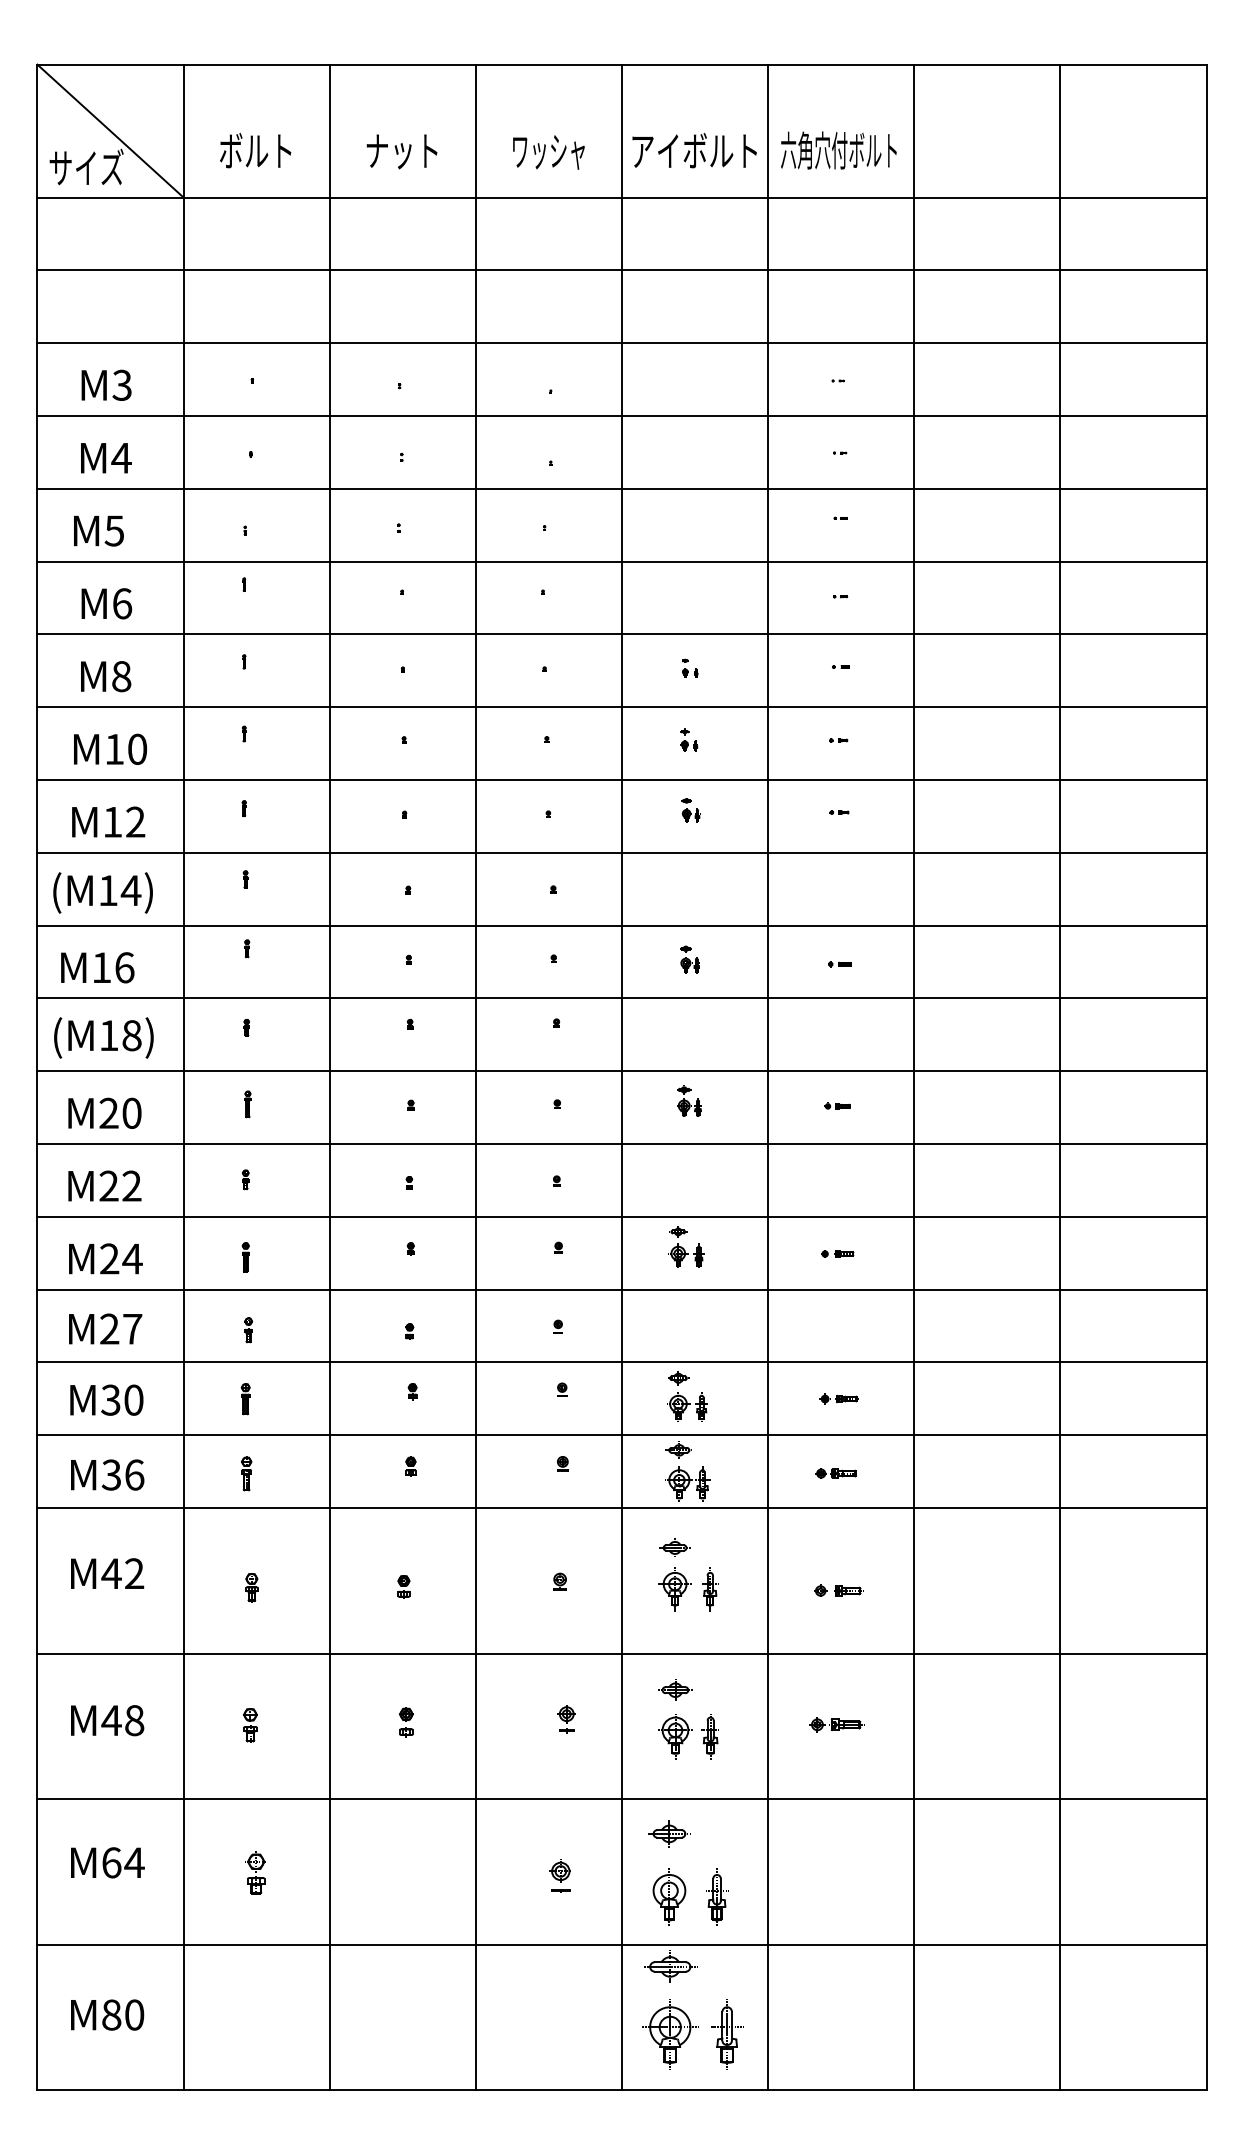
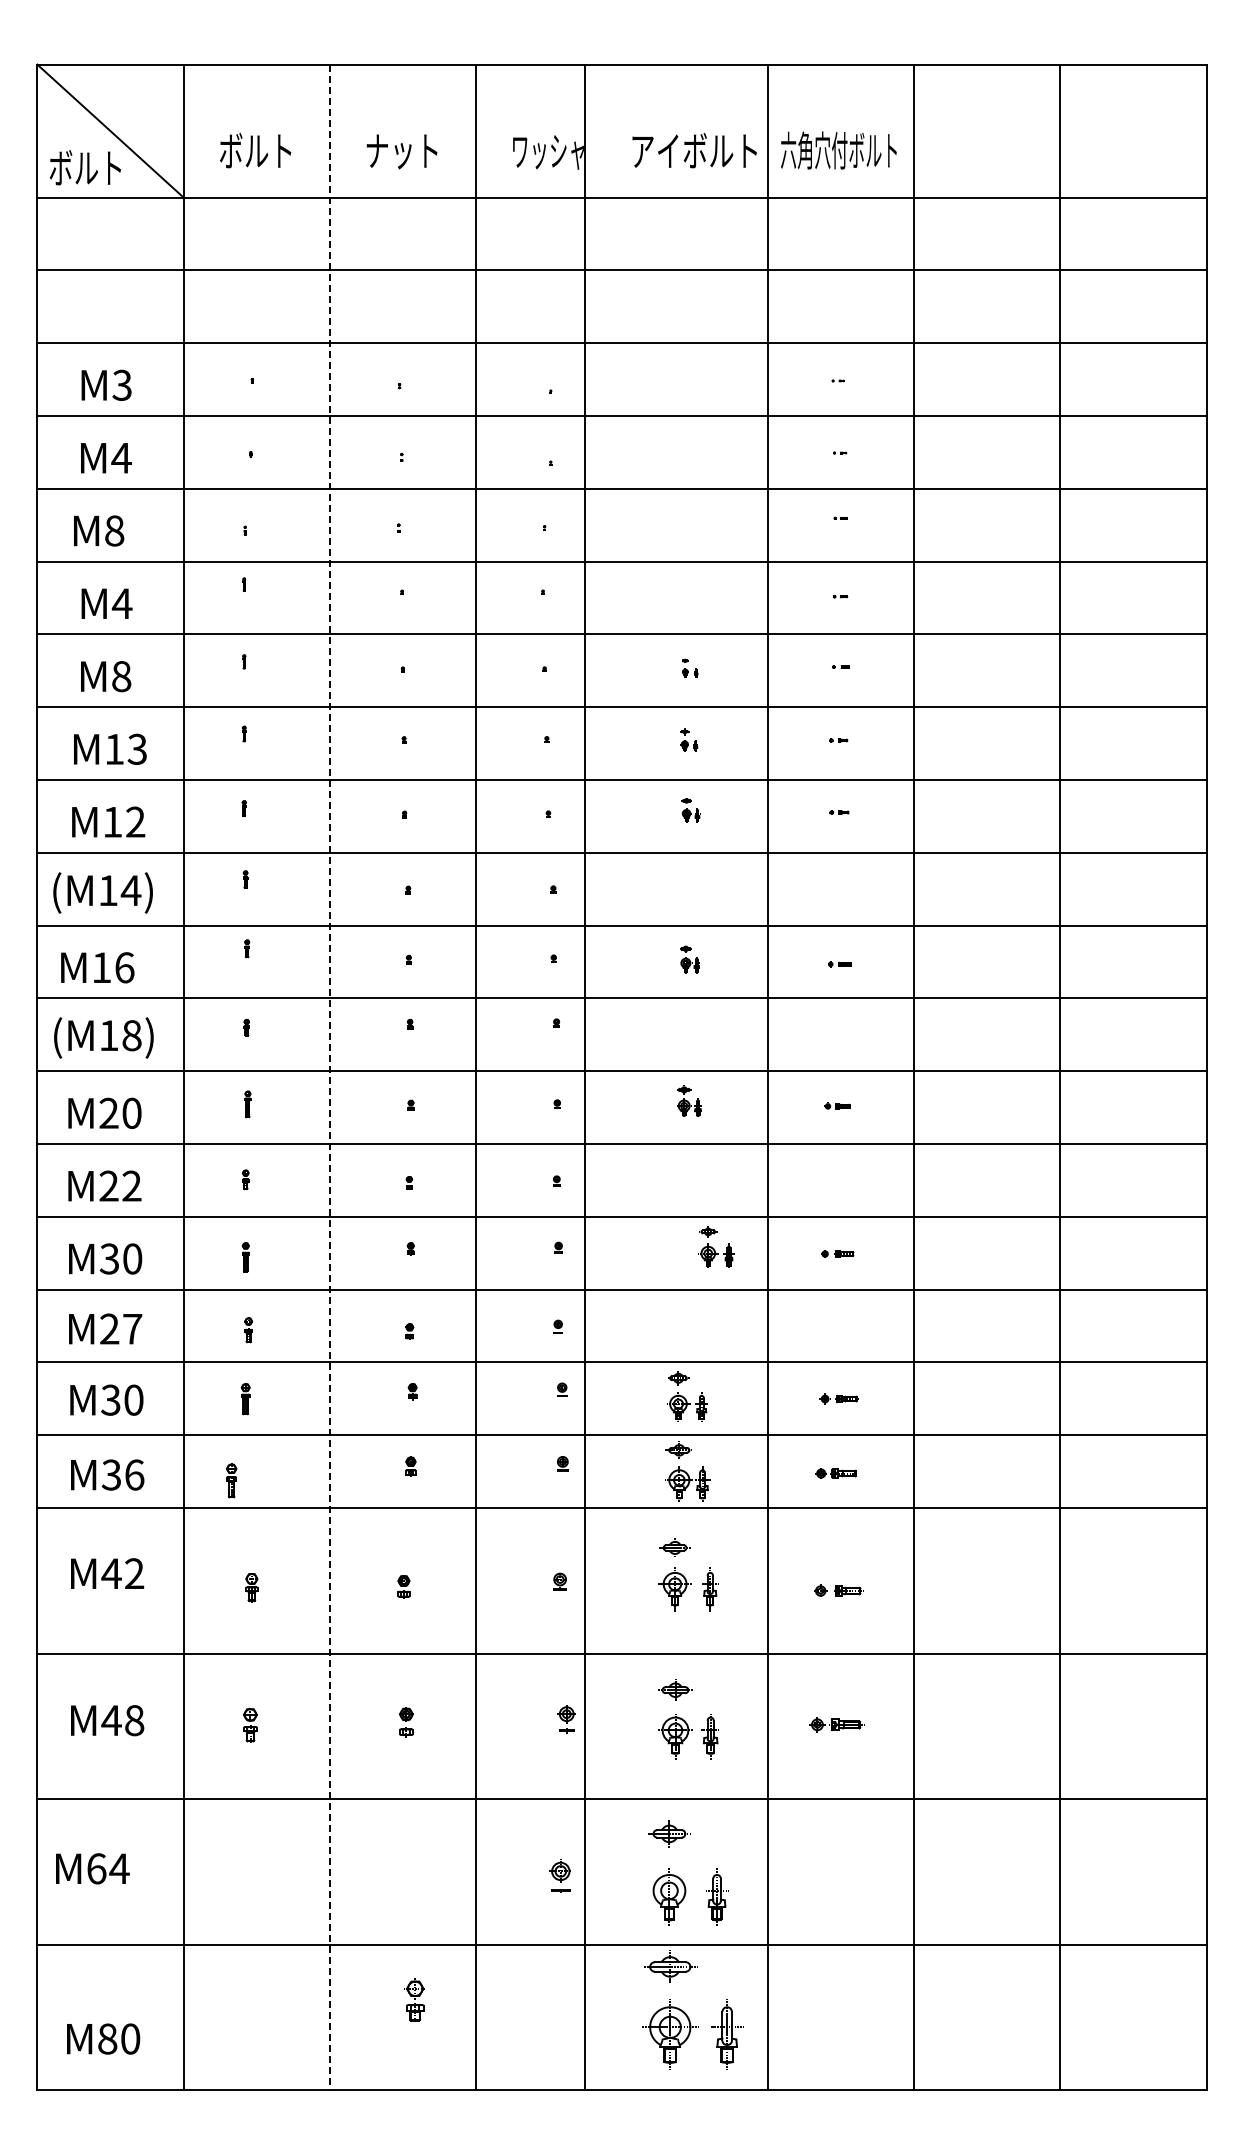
text: サイズ -> ボルト (86, 166)
text: M5 -> M8 (114, 530)
text: M6 -> M4 (121, 603)
text: M10 -> M13 (137, 748)
line: solid -> dashed (329, 1077)
line position: (622, 1077) -> (585, 1077) (585, 1077)
part position: (686, 1246) -> (716, 1246) (716, 1246)
text: M24 -> M30 (120, 1258)
part position: (246, 1473) -> (231, 1480) (231, 1480)
text position: (107, 1862) -> (92, 1868) (92, 1868)
part position: (255, 1872) -> (414, 1999) (414, 1999)
text position: (107, 2014) -> (103, 2038) (103, 2038)
